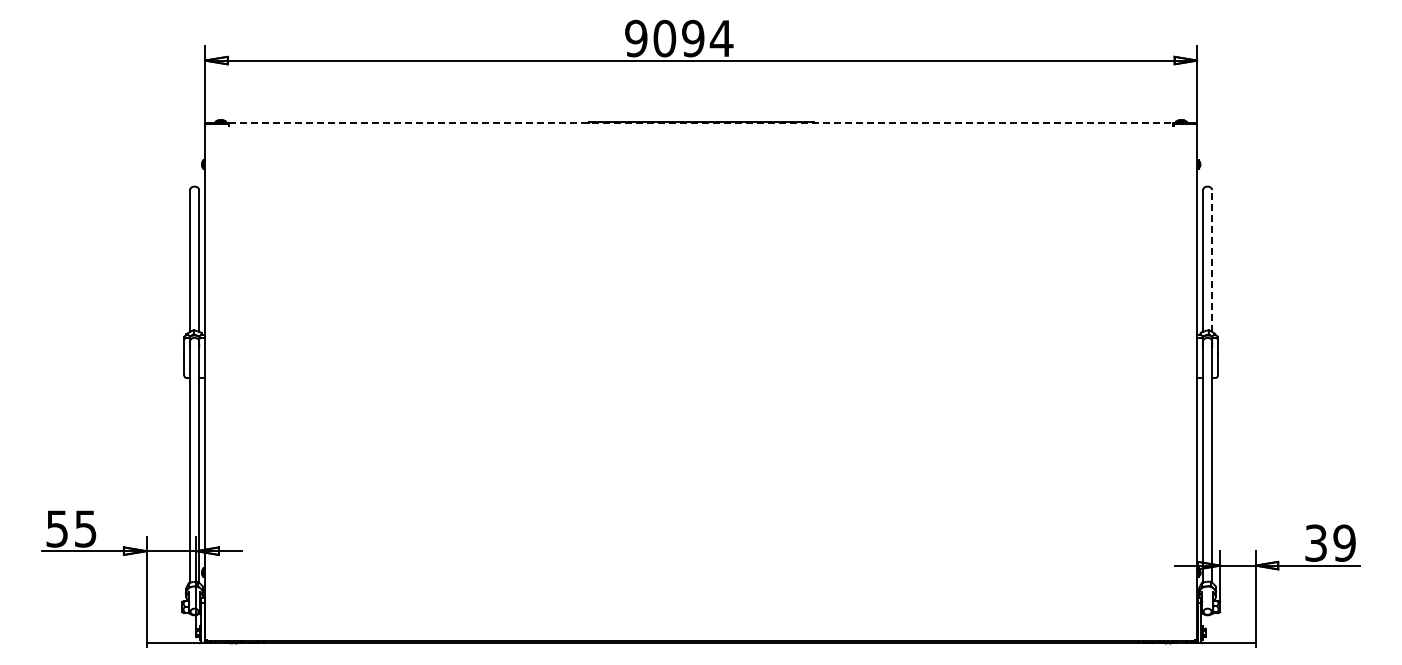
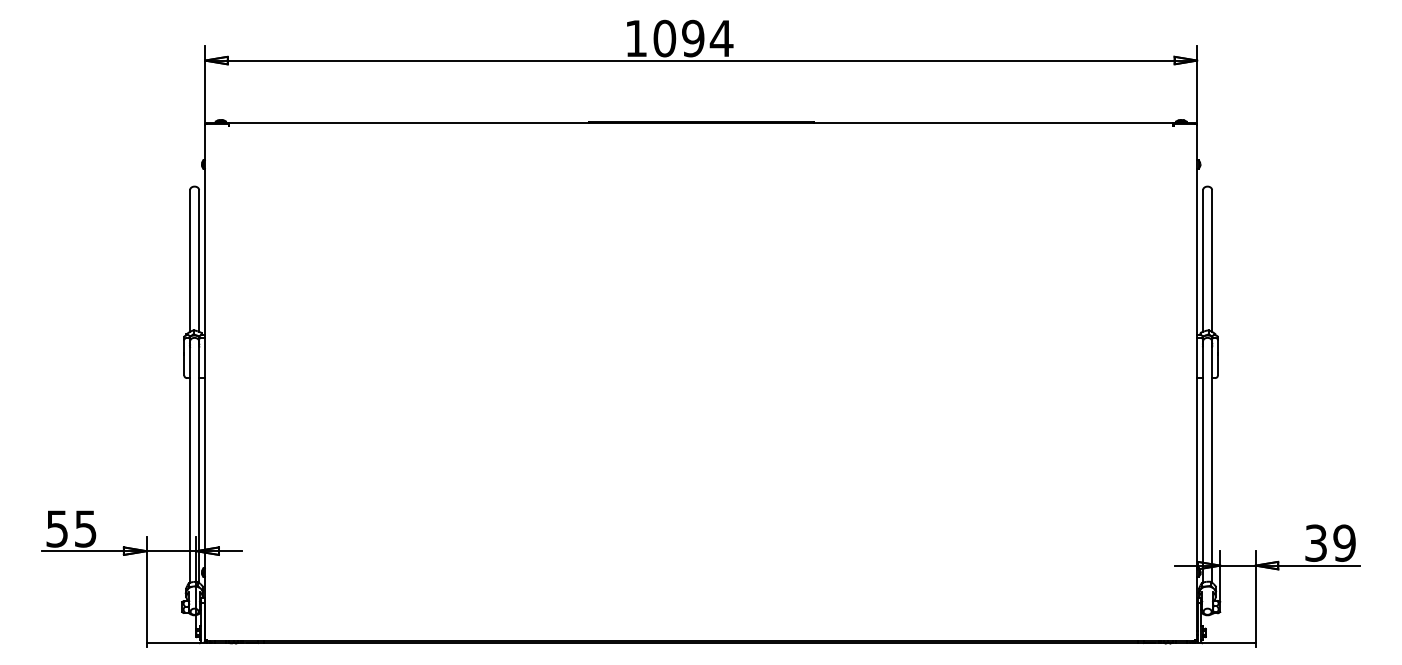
text: 9094 -> 1094 (636, 38)
line: dashed -> solid (701, 123)
line: dashed -> solid (1212, 260)
